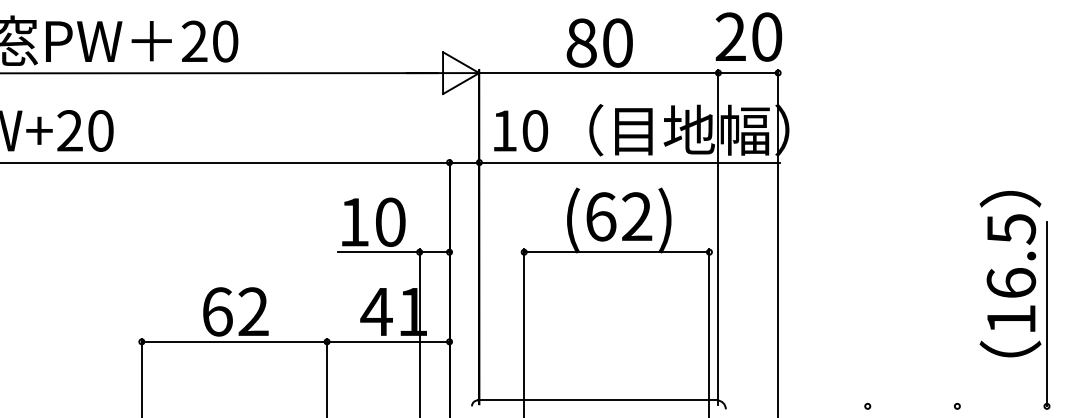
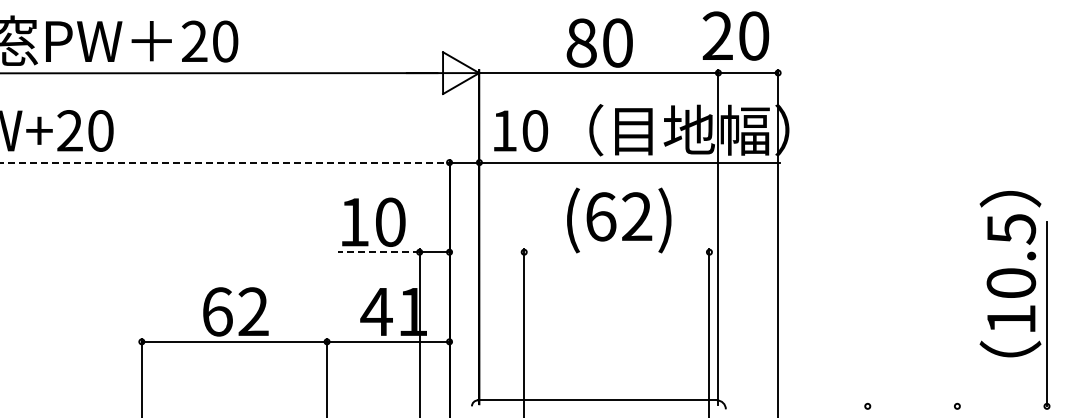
text position: (748, 36) -> (735, 35) (735, 35)
line: solid -> dashed (225, 162)
line: solid -> dashed (378, 252)
line: present -> none (616, 252)
text: 16.5 -> 10.5 (1011, 282)
